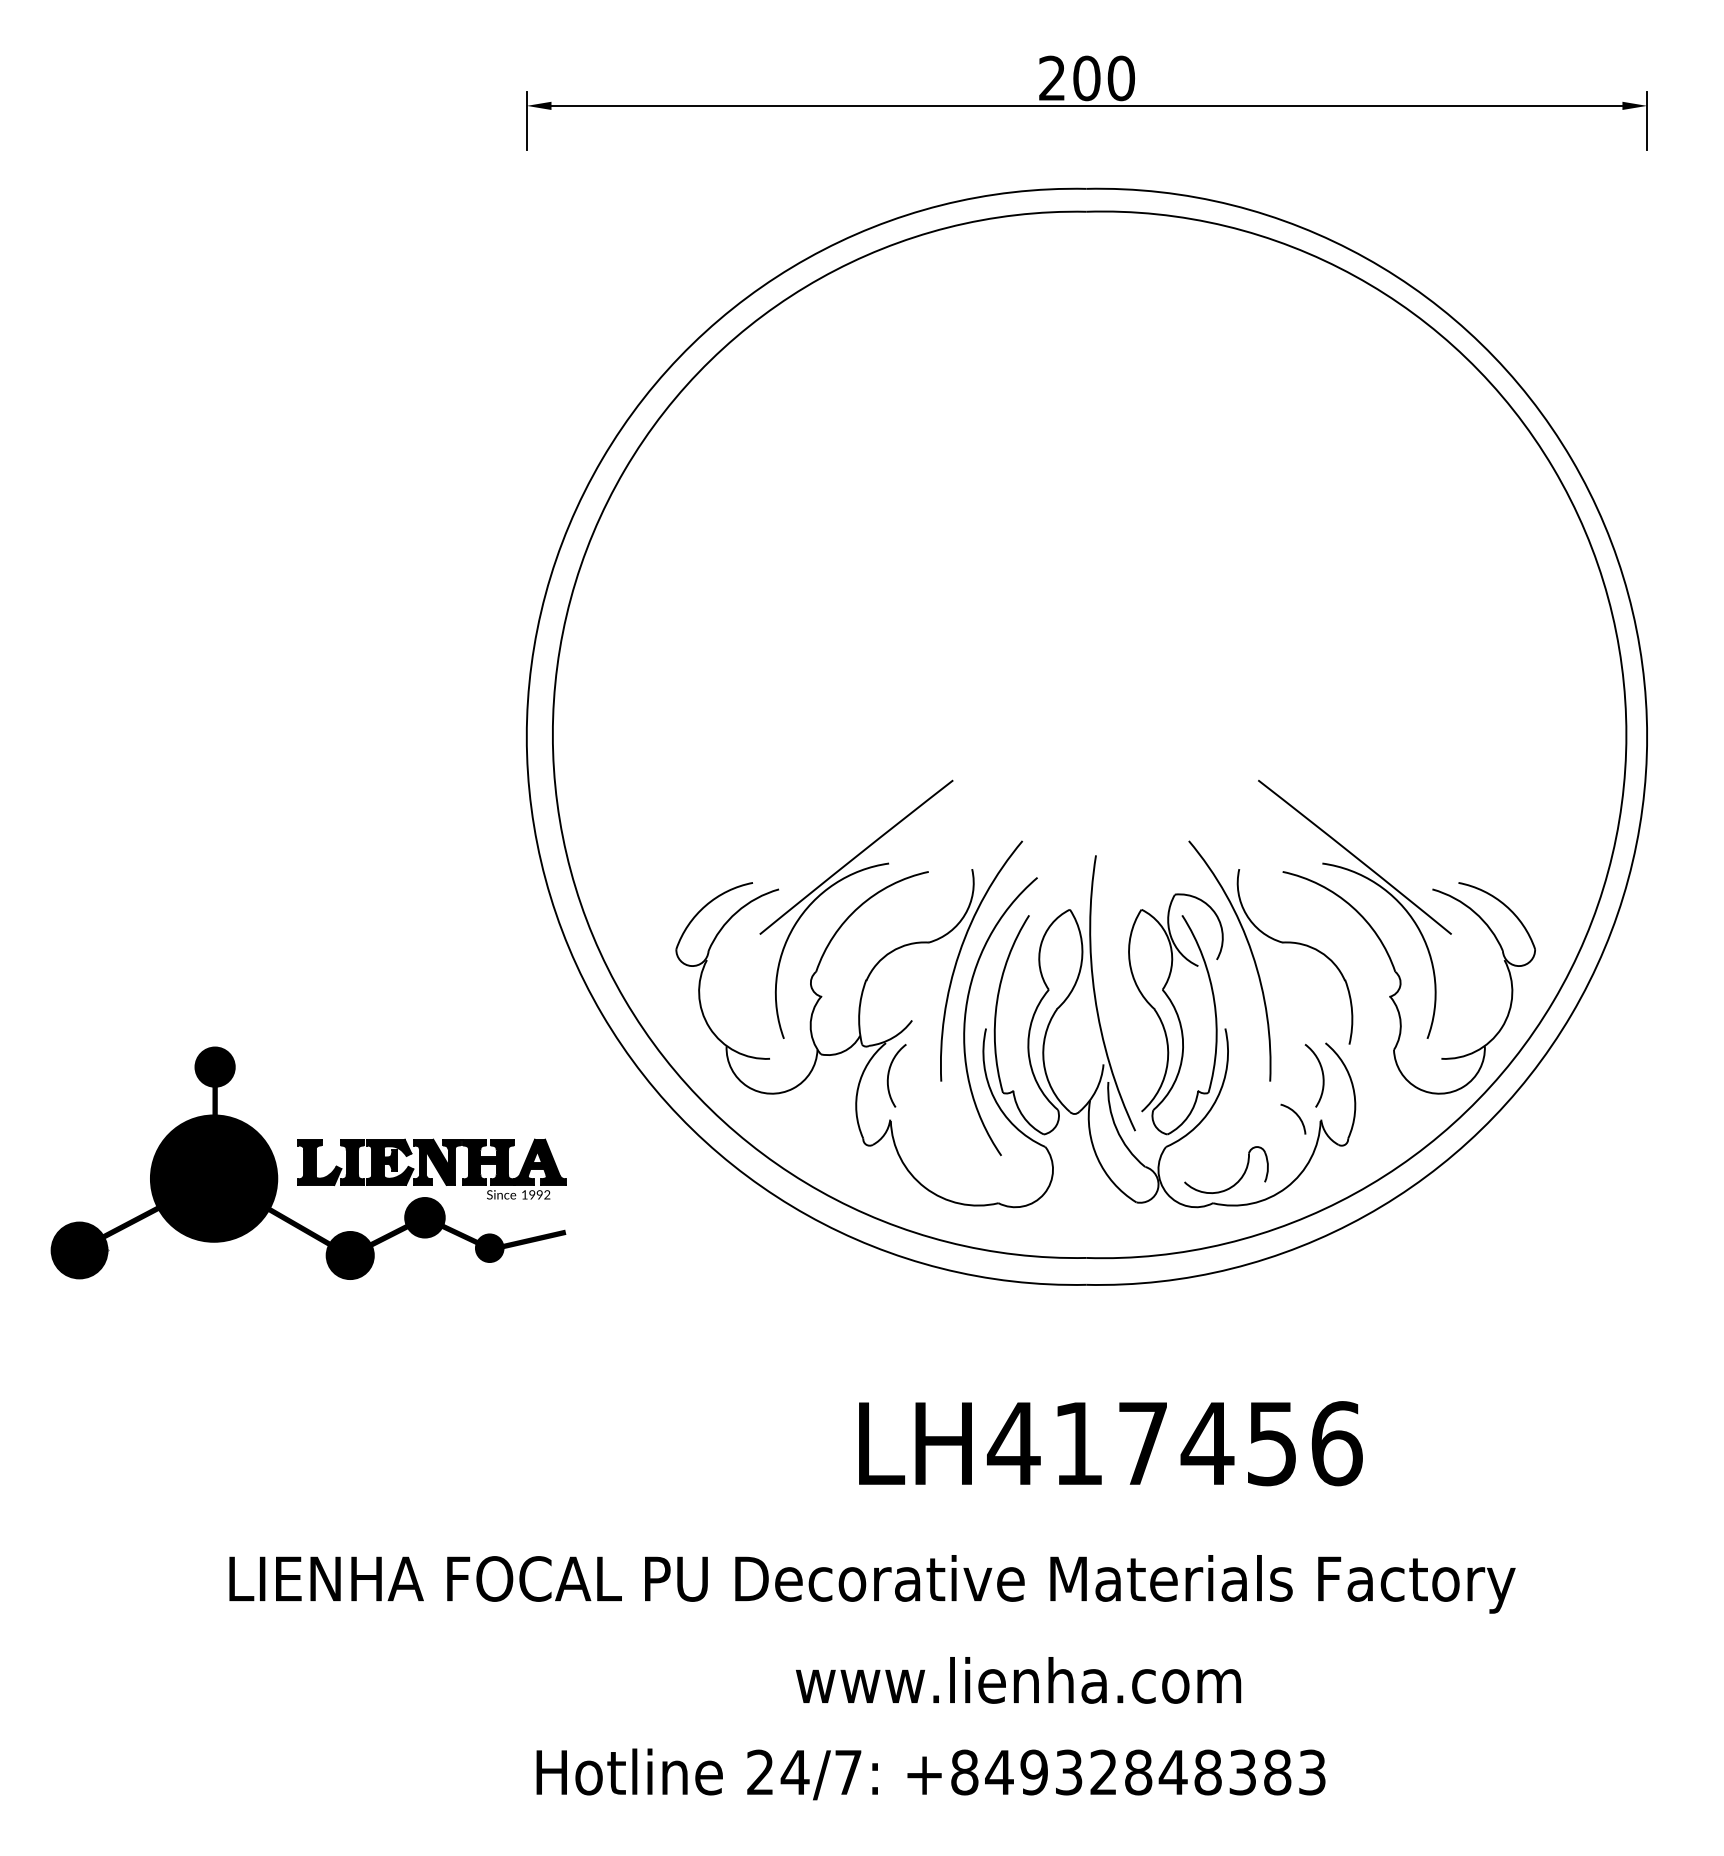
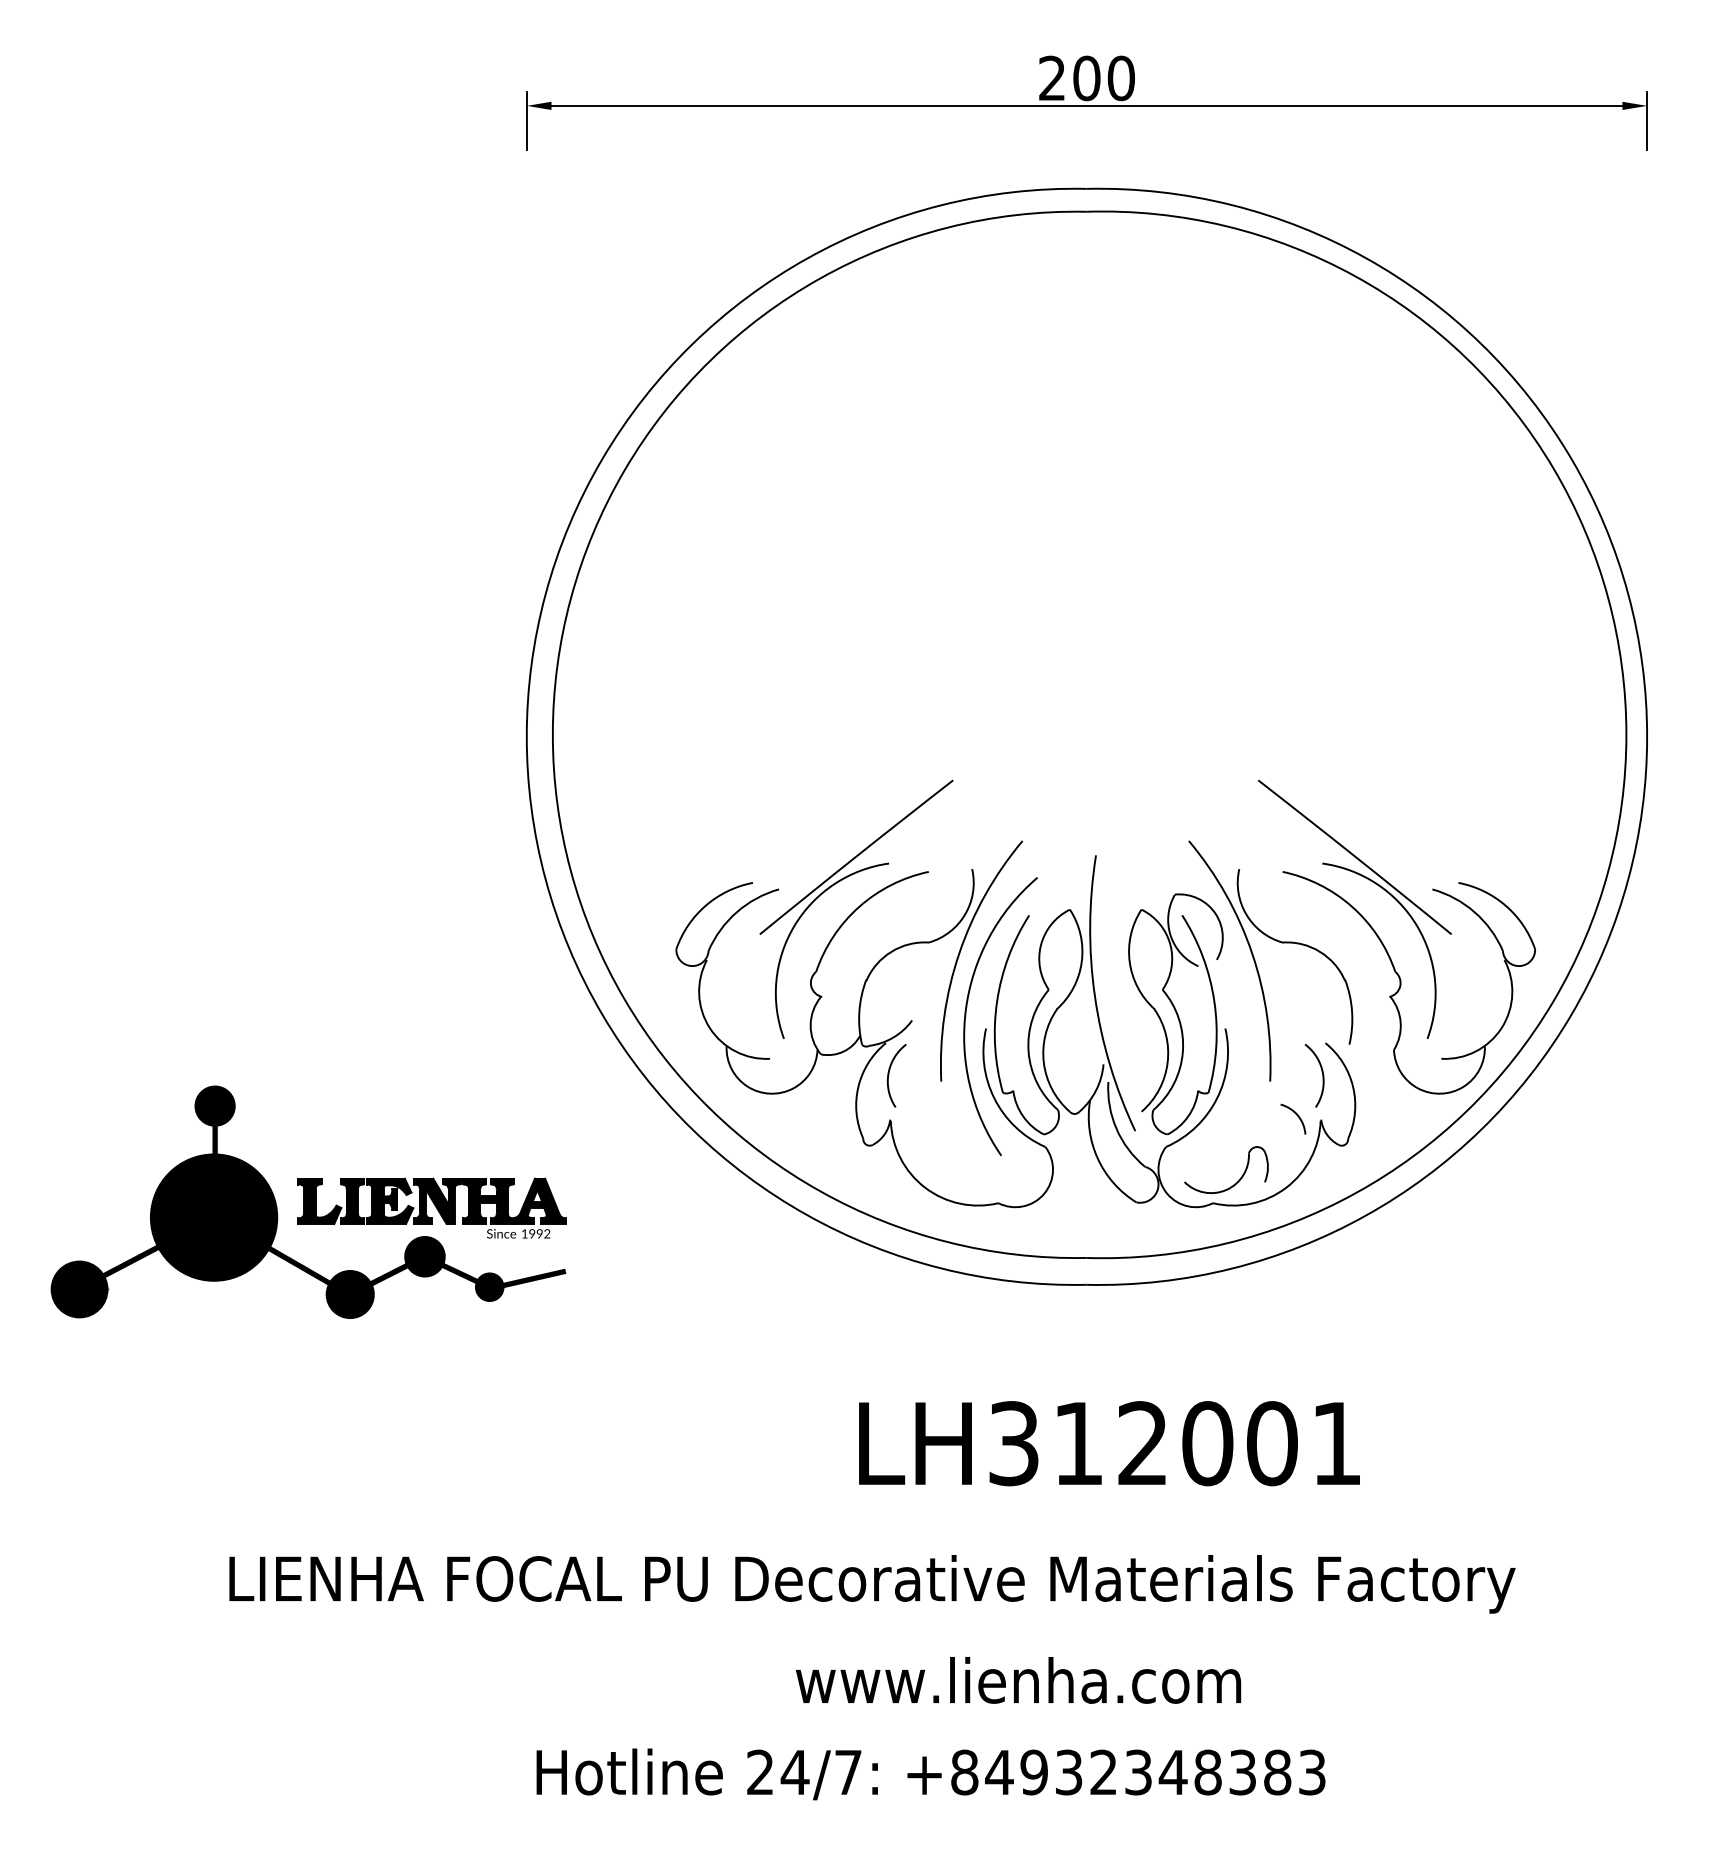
part position: (308, 1162) -> (308, 1201) (308, 1201)
text: LH417456 -> LH312001 (1174, 1443)
text: +84932848383 -> +84932348383 (1138, 1772)
